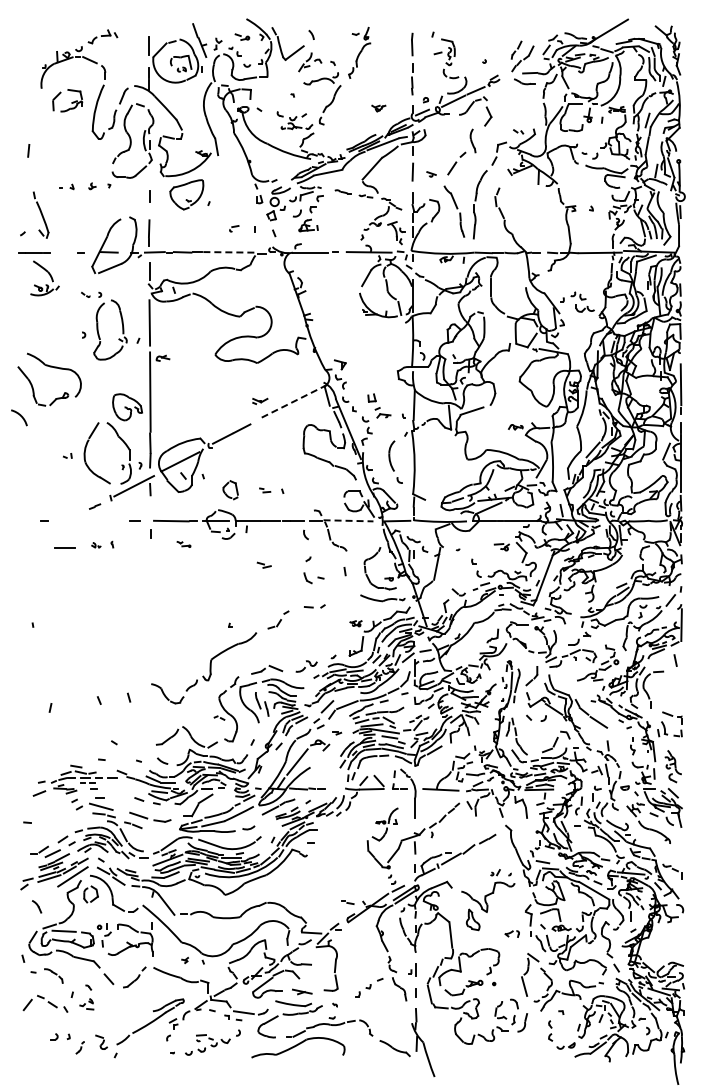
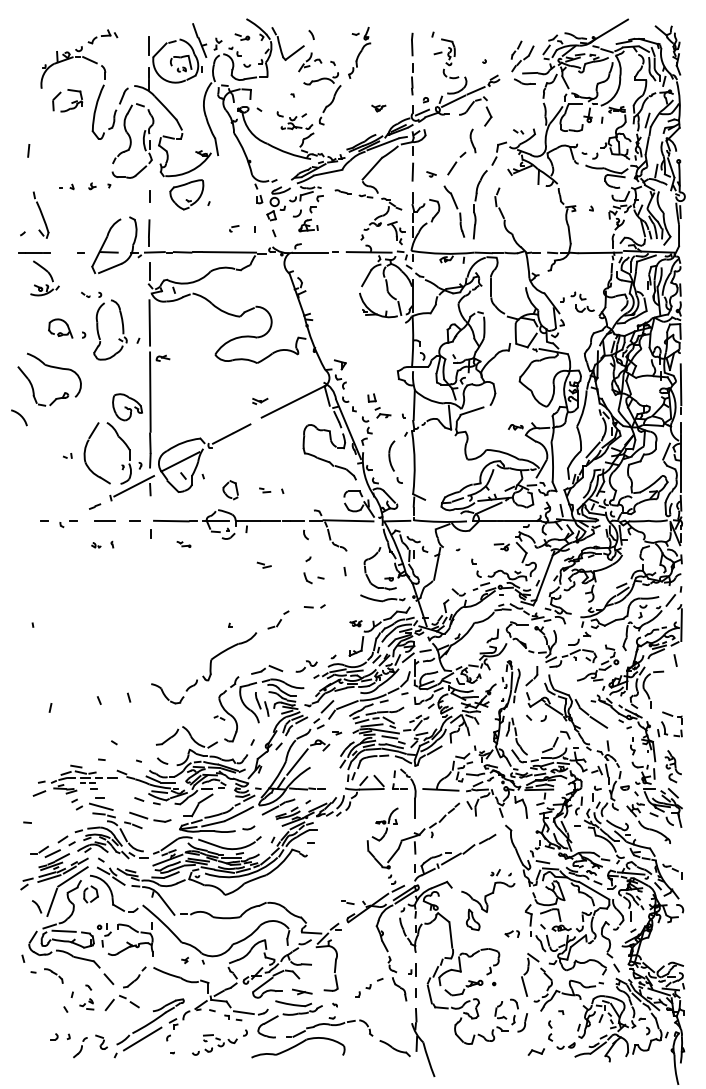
line: dashed -> solid (230, 252)
part: none -> present (60, 328)
line: dashed -> solid (294, 401)
line: dashed -> solid (348, 520)
part: none -> present (68, 524)
line position: (64, 547) -> (104, 520) (104, 520)
line: none -> present (52, 902)
part position: (39, 1002) -> (121, 1002) (121, 1002)
line: none -> present (142, 1038)
part position: (212, 1042) -> (219, 1042) (219, 1042)
part size: 10x14 px -> 15x22 px (80, 1047)
part: none -> present (535, 1051)
